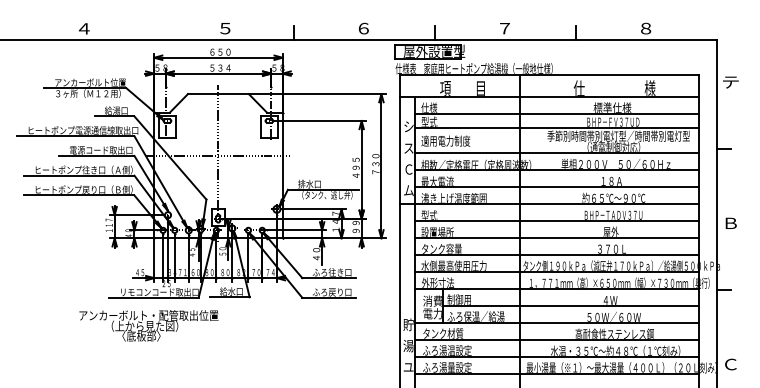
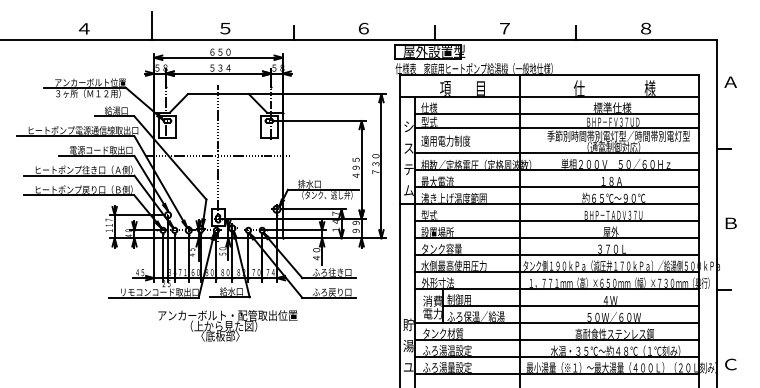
line: none -> present (152, 25)
text: テ -> Ａ (730, 82)
text: Ｃ -> テ (408, 169)
text position: (148, 325) -> (227, 325) (227, 325)
